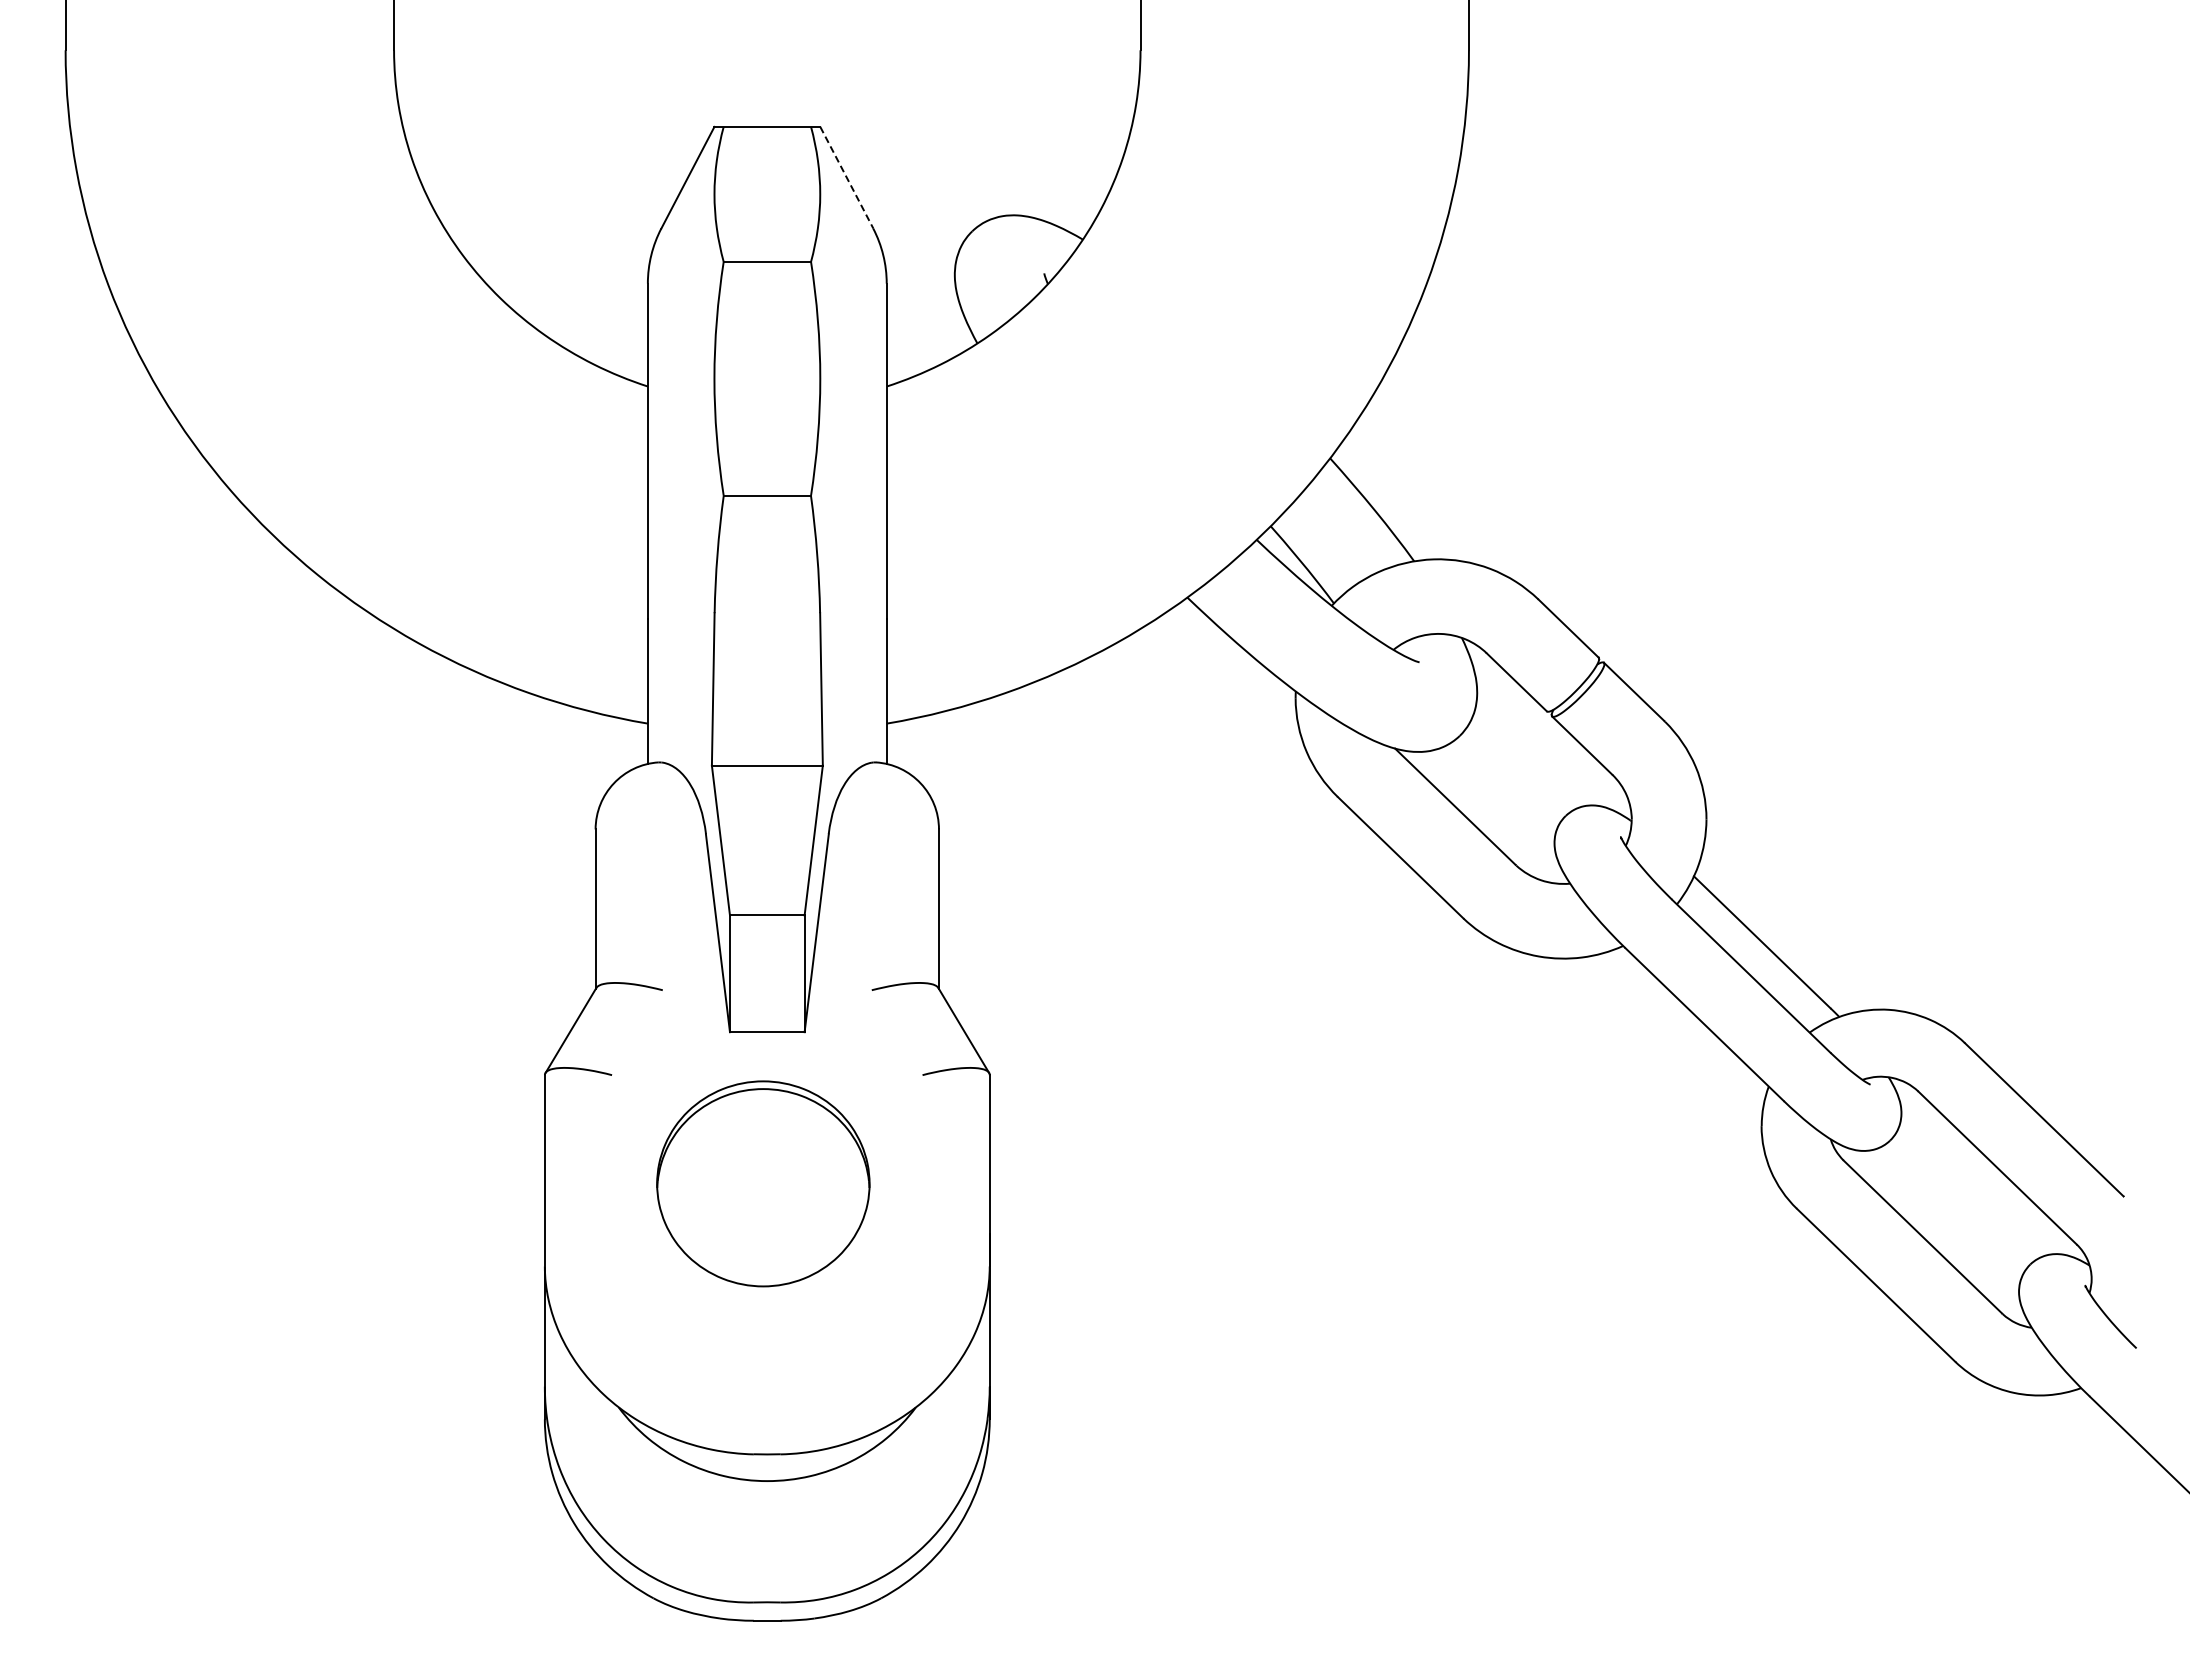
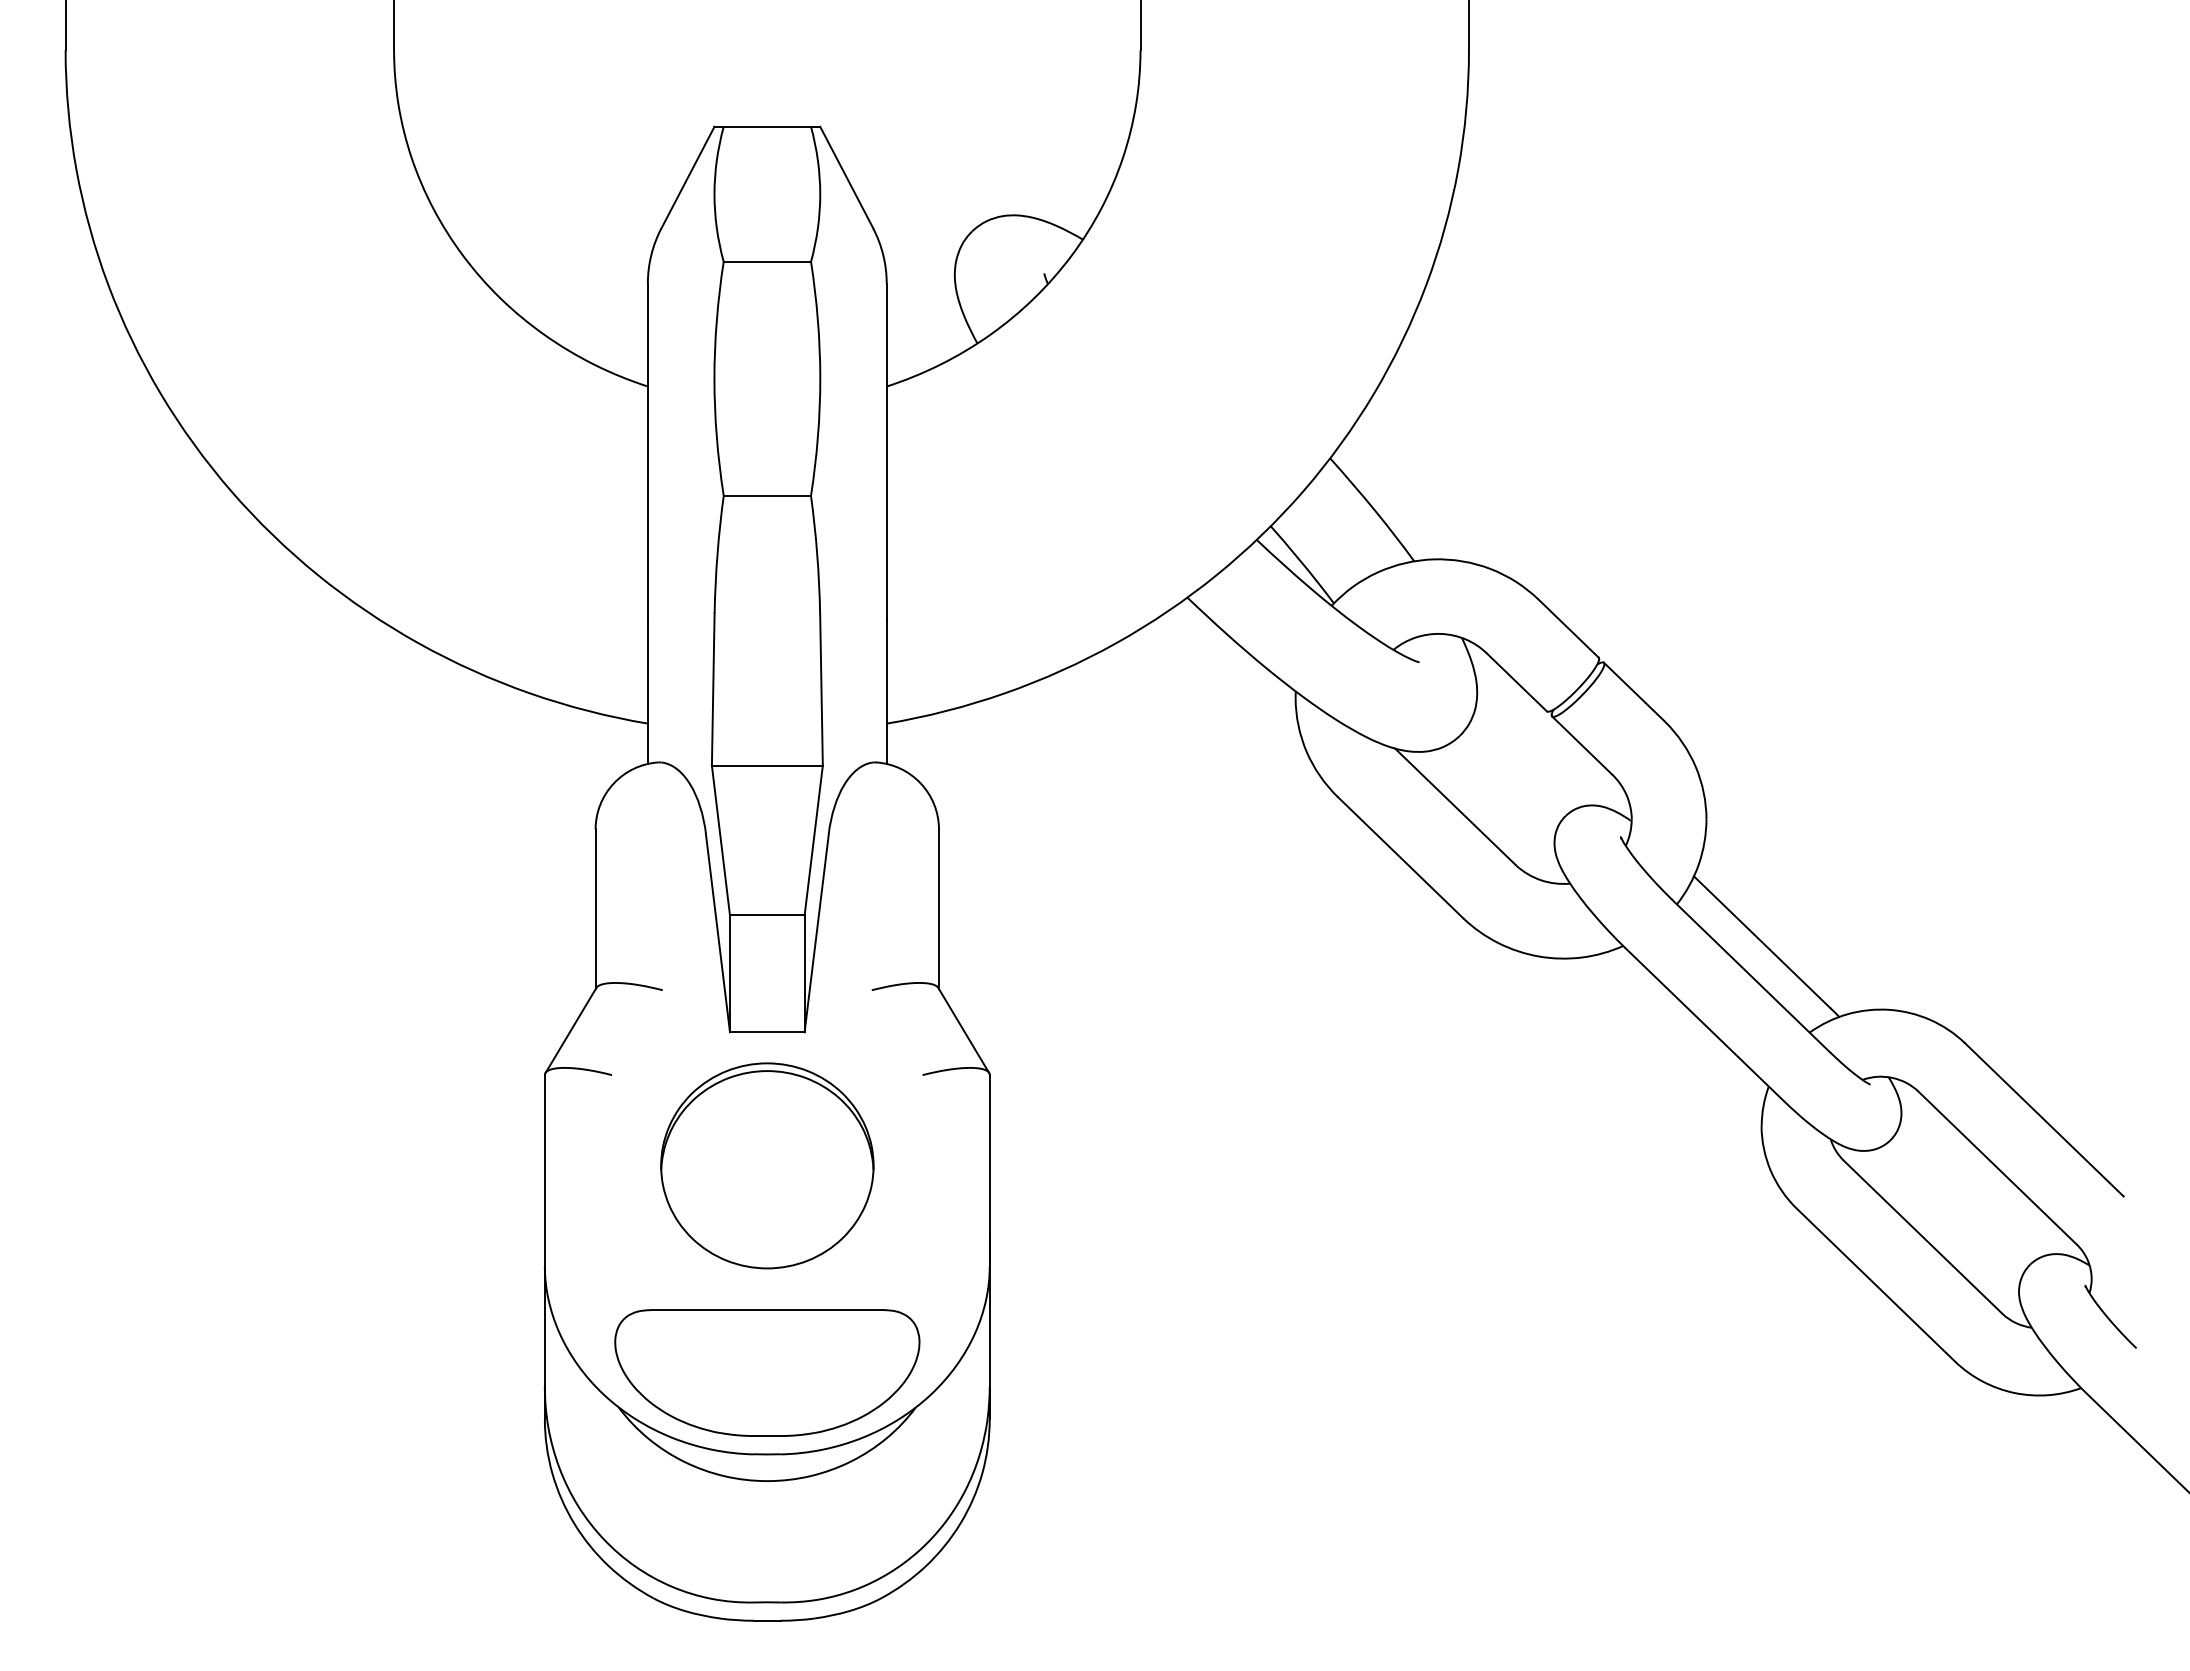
line: dashed -> solid (847, 178)
part position: (763, 1183) -> (767, 1165) (767, 1165)
part: none -> present (767, 1372)
